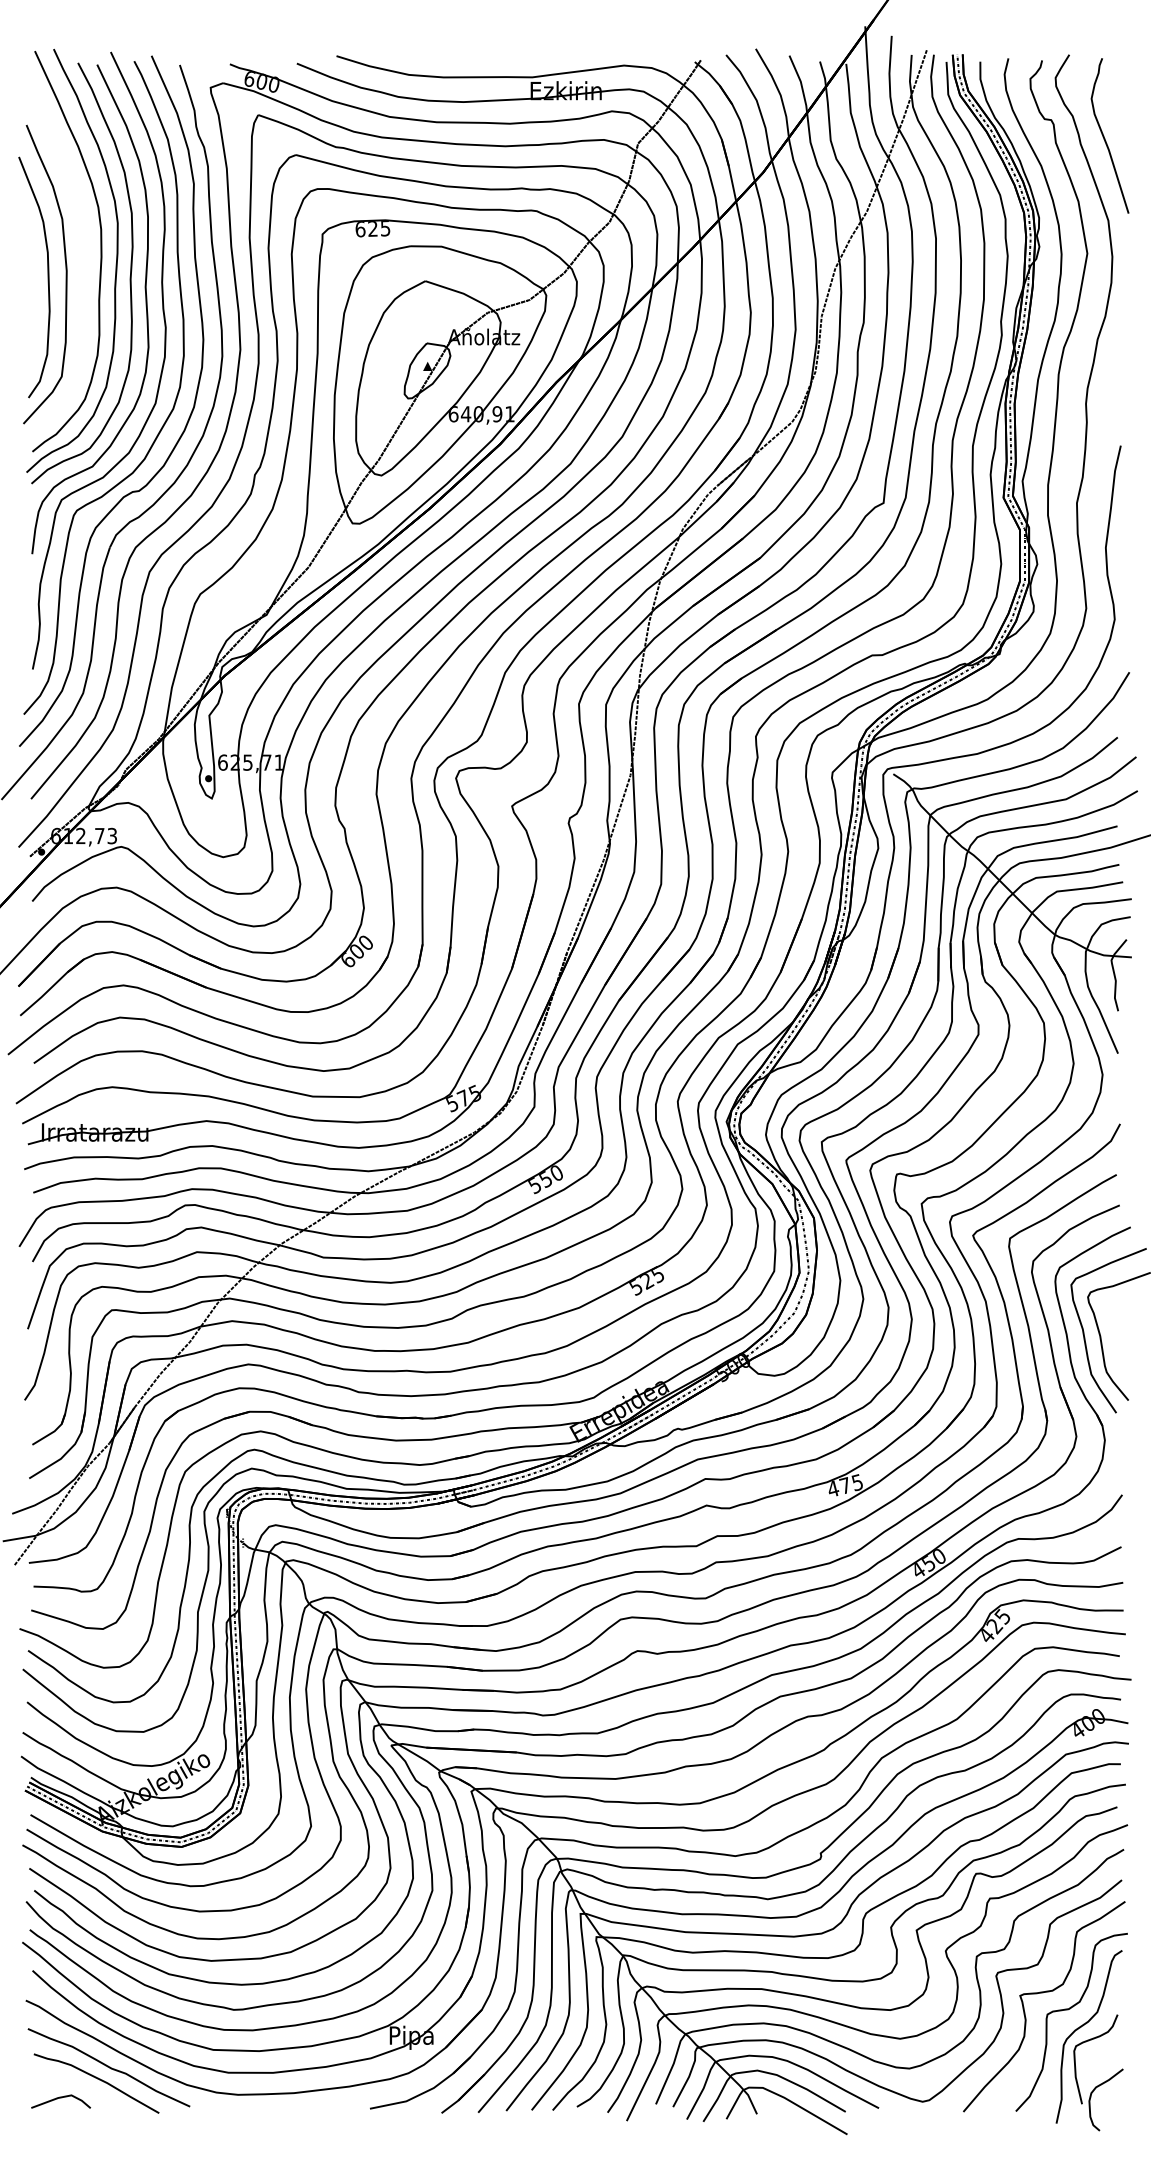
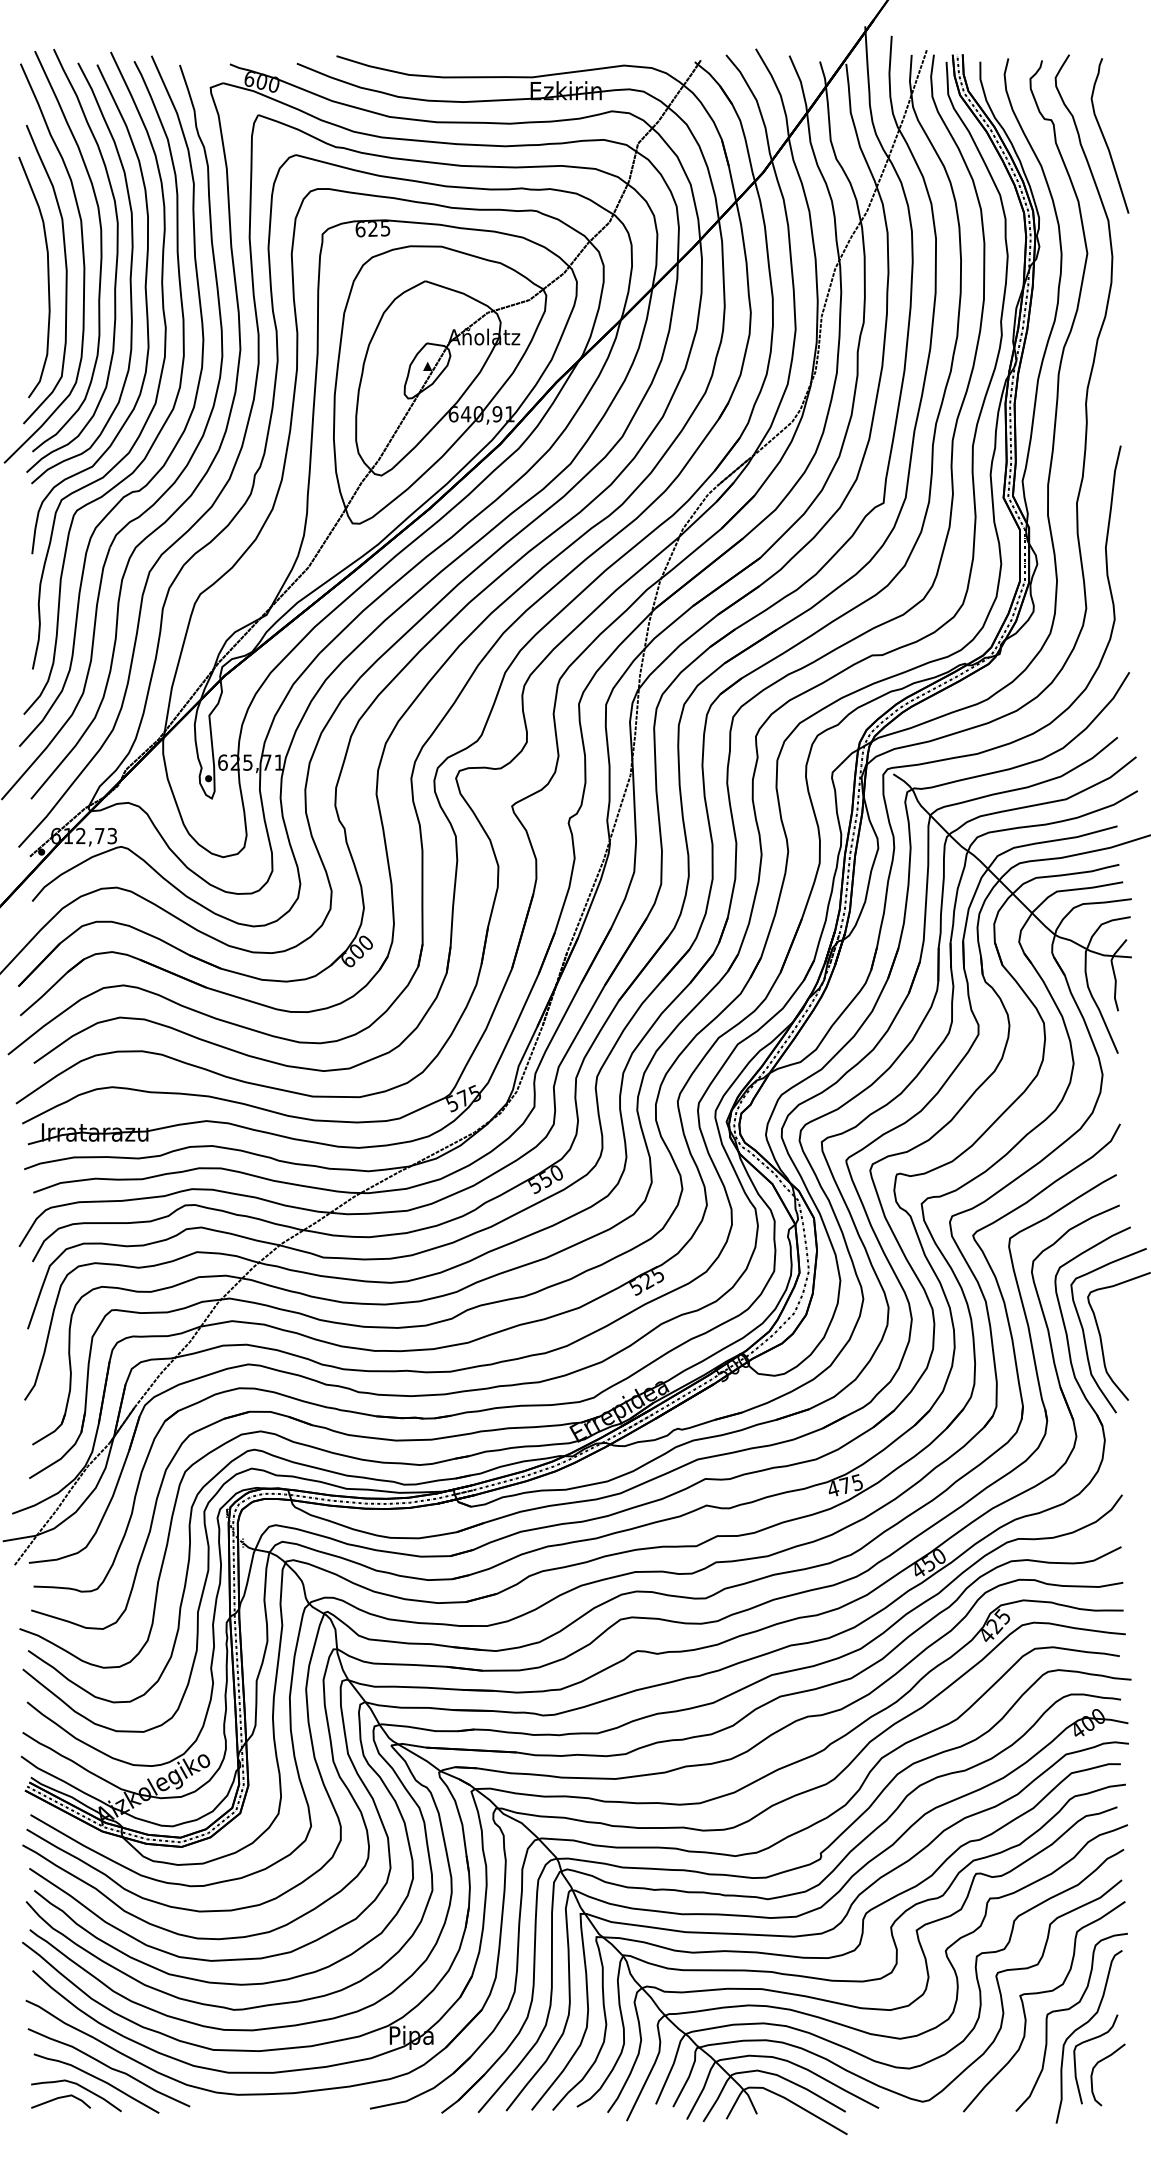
curve: none -> present (82, 258)
curve: none -> present (80, 2087)
curve position: (1098, 2087) -> (1100, 2062) (1100, 2062)
